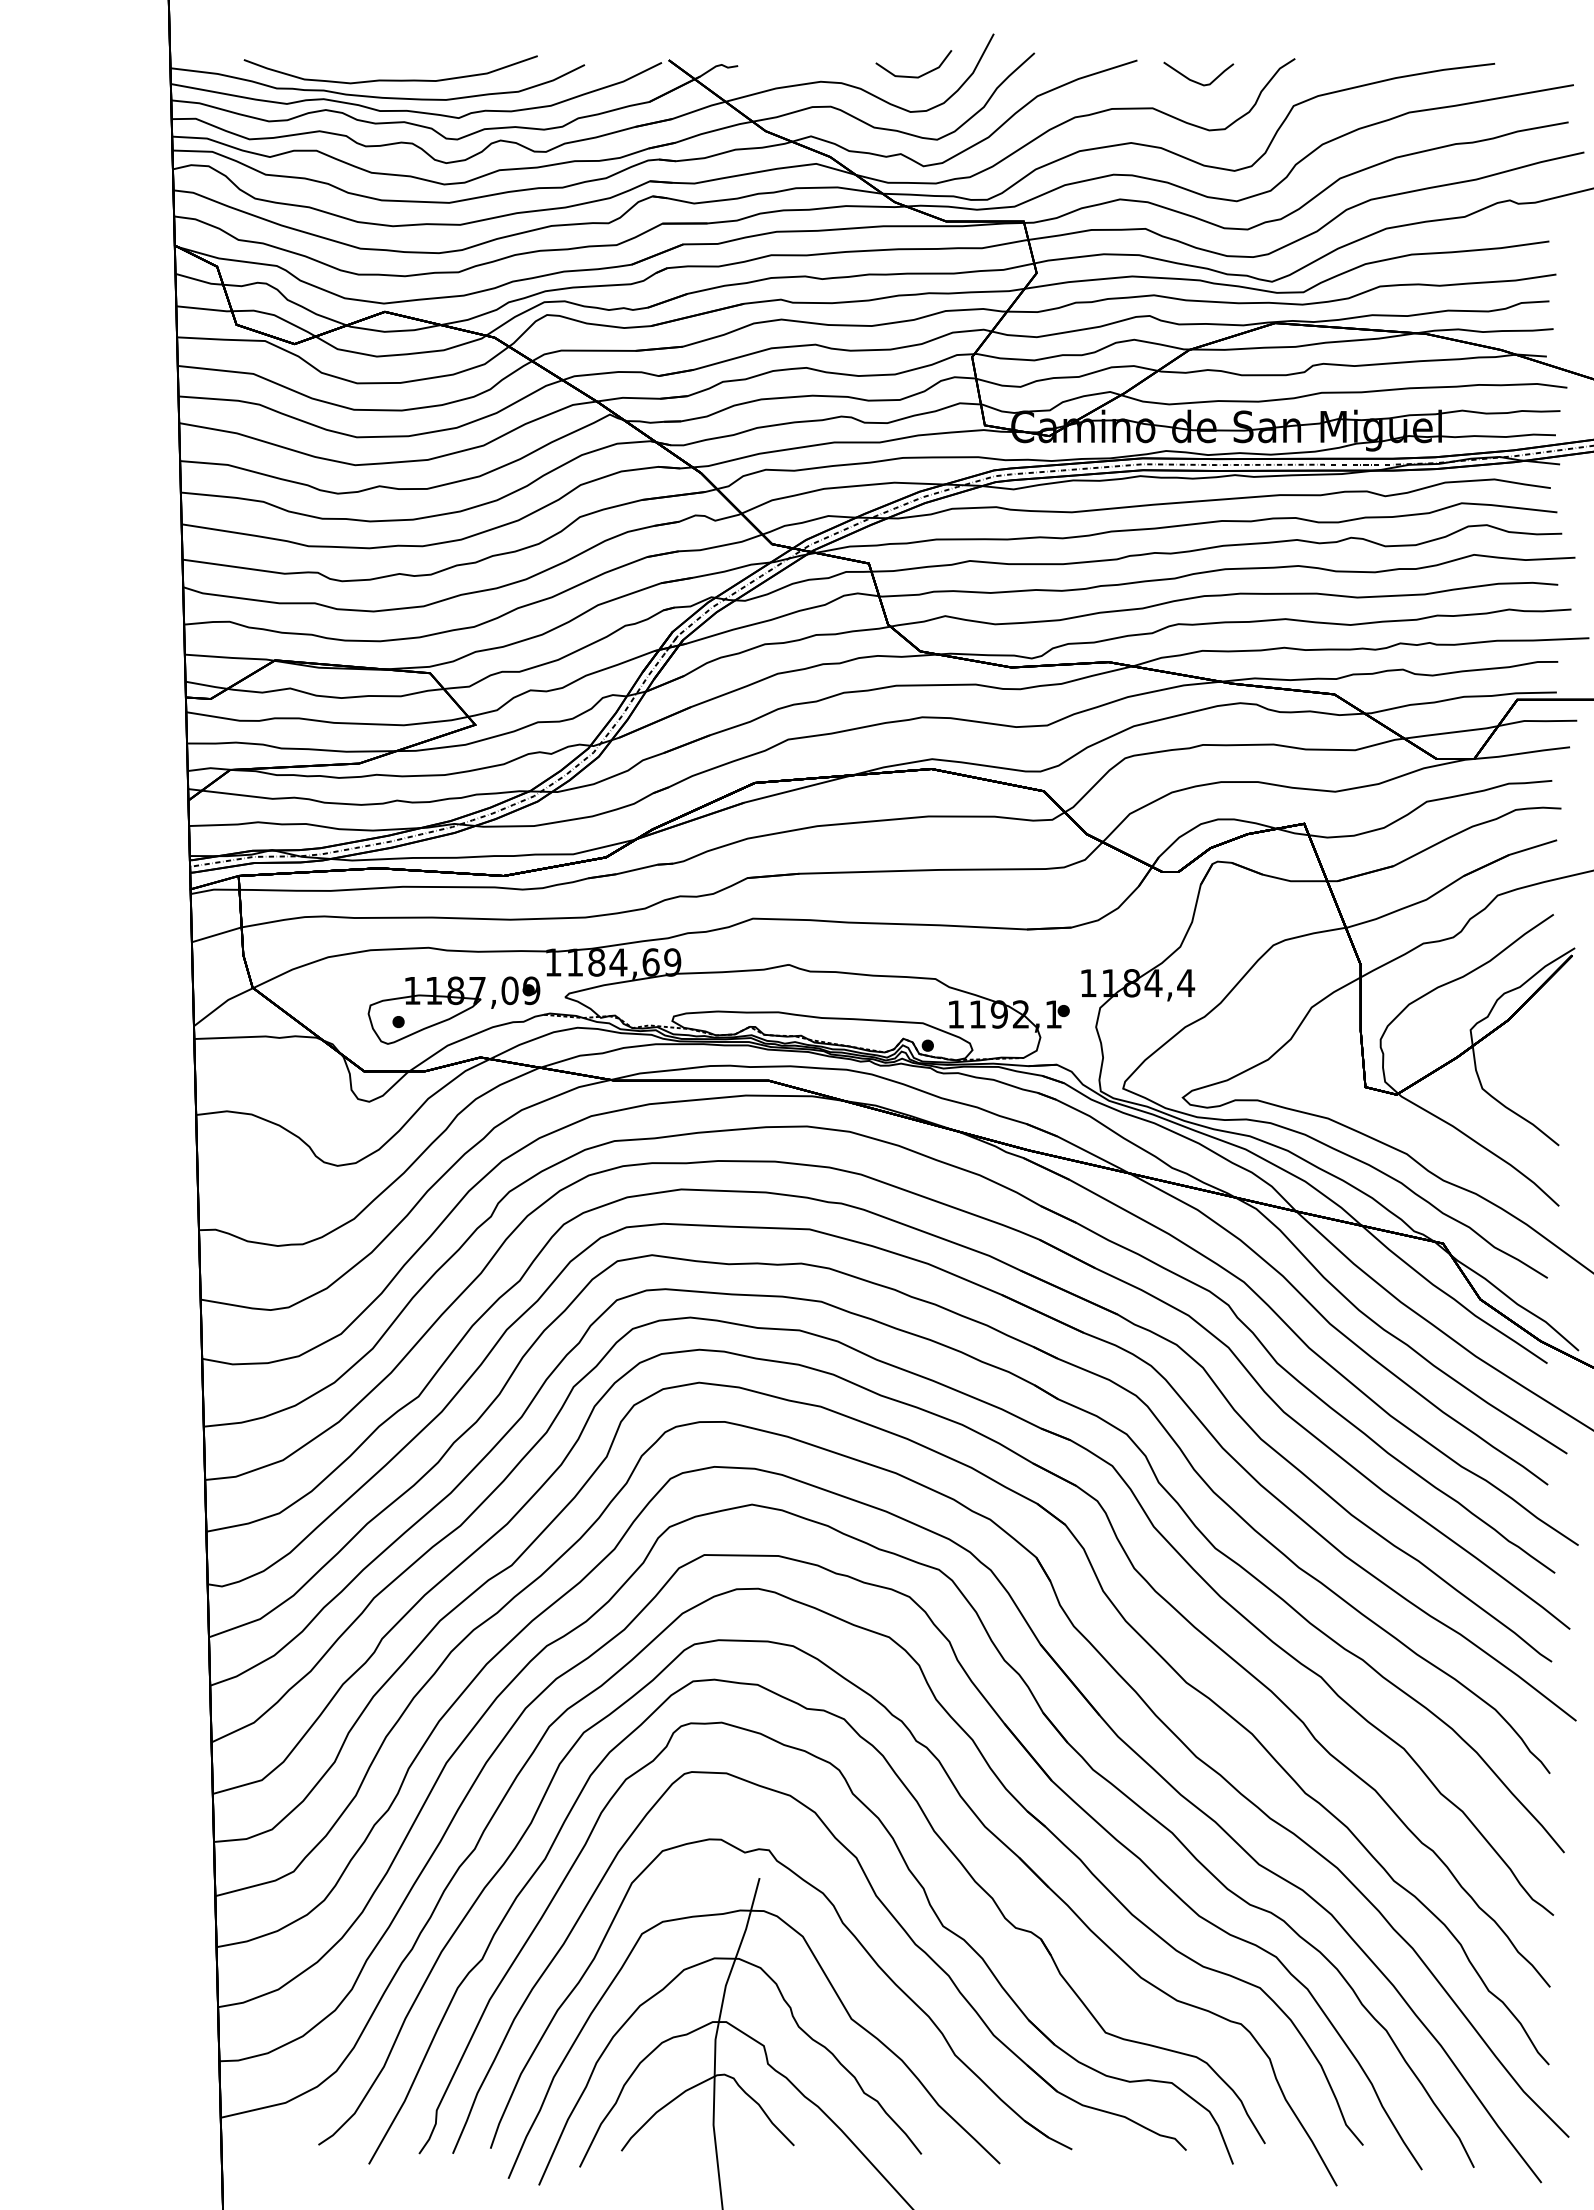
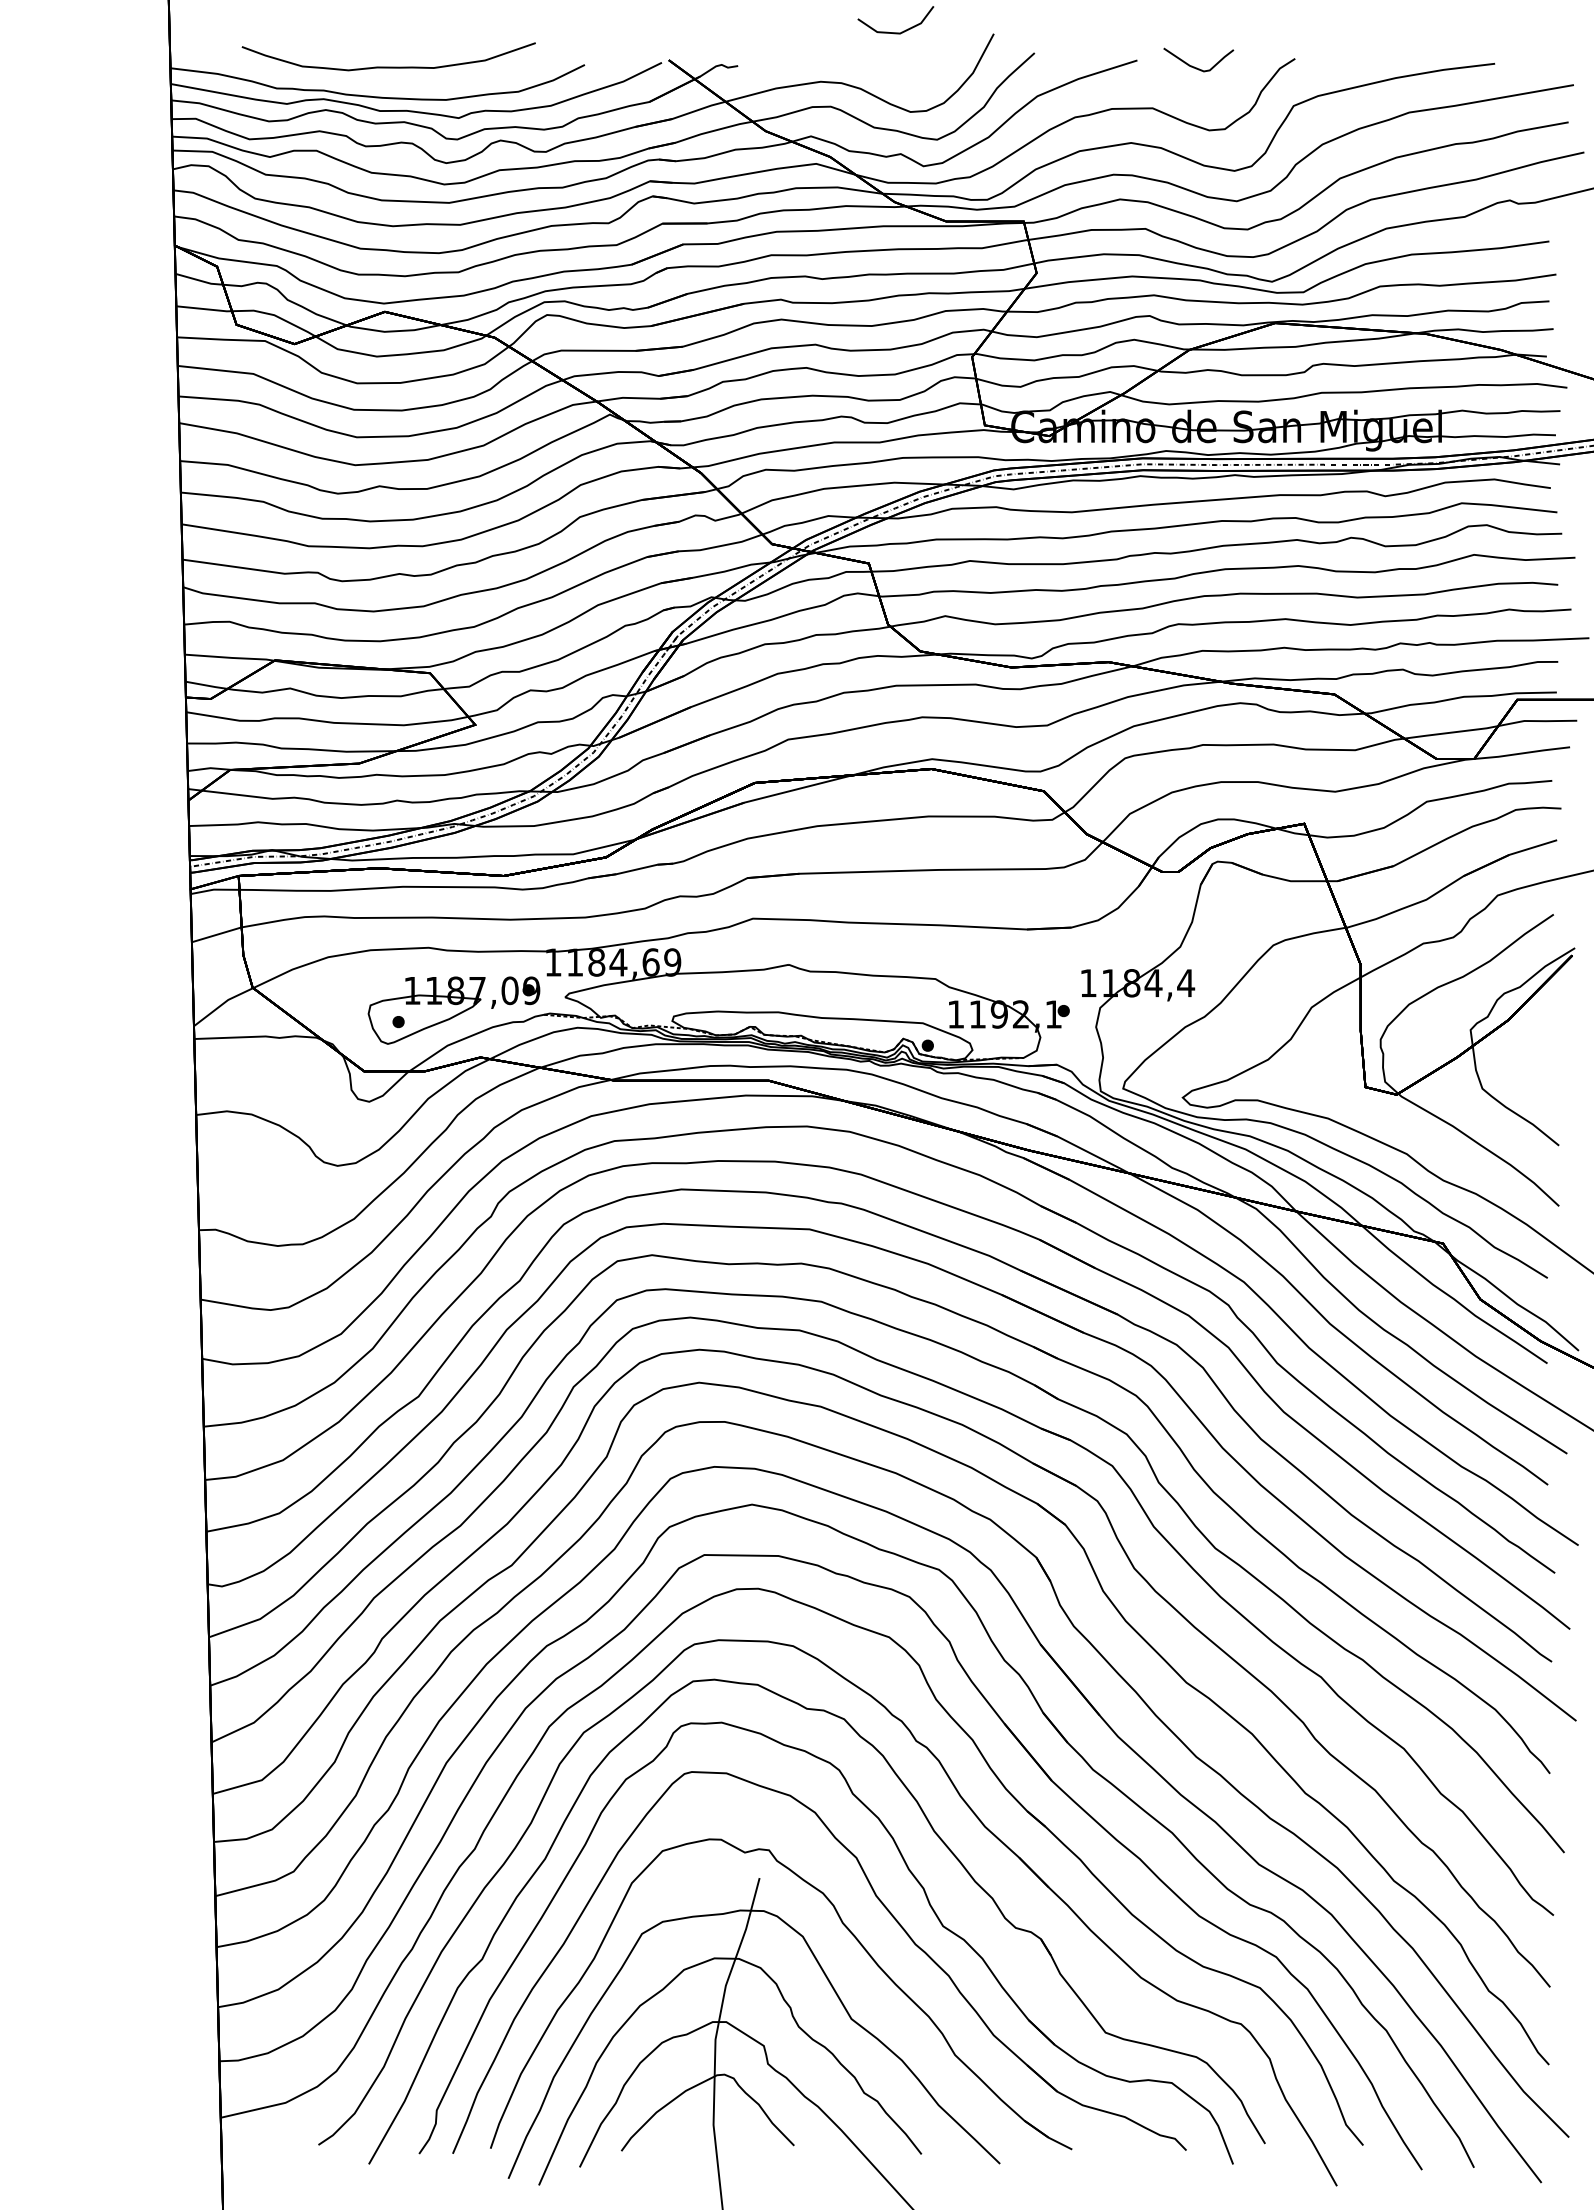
line position: (913, 76) -> (895, 32) (895, 32)
curve position: (390, 79) -> (388, 66) (388, 66)
curve position: (1194, 80) -> (1194, 66) (1194, 66)
